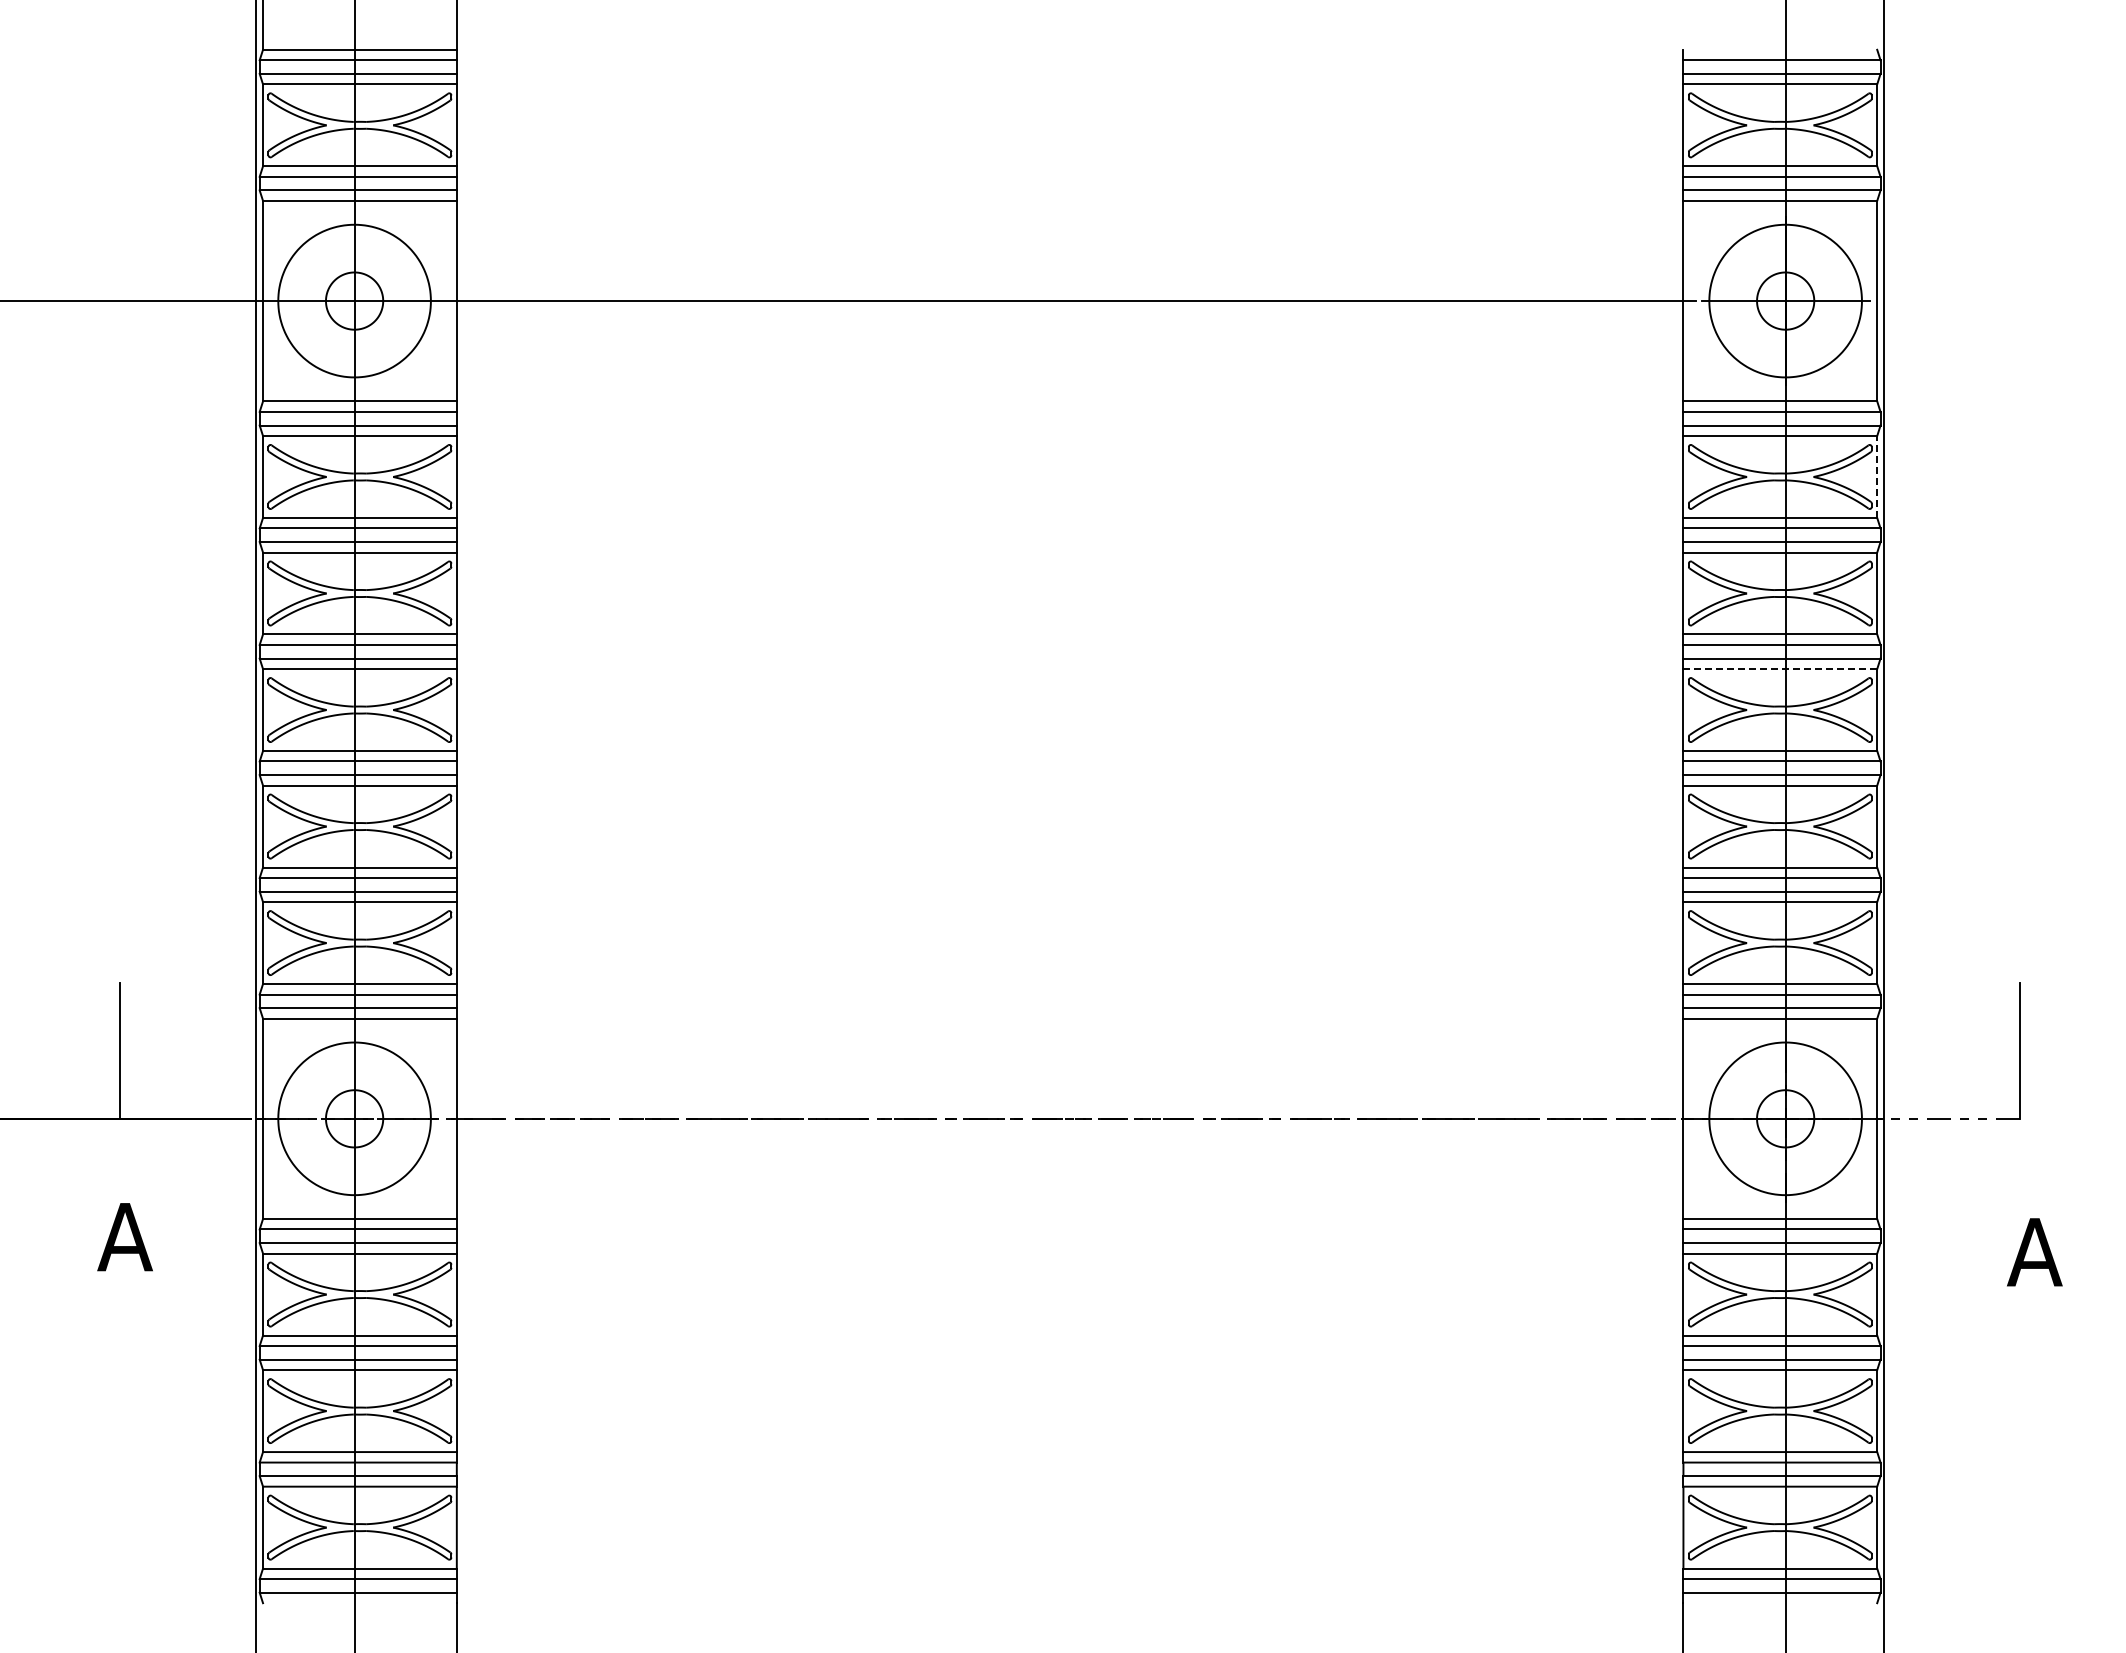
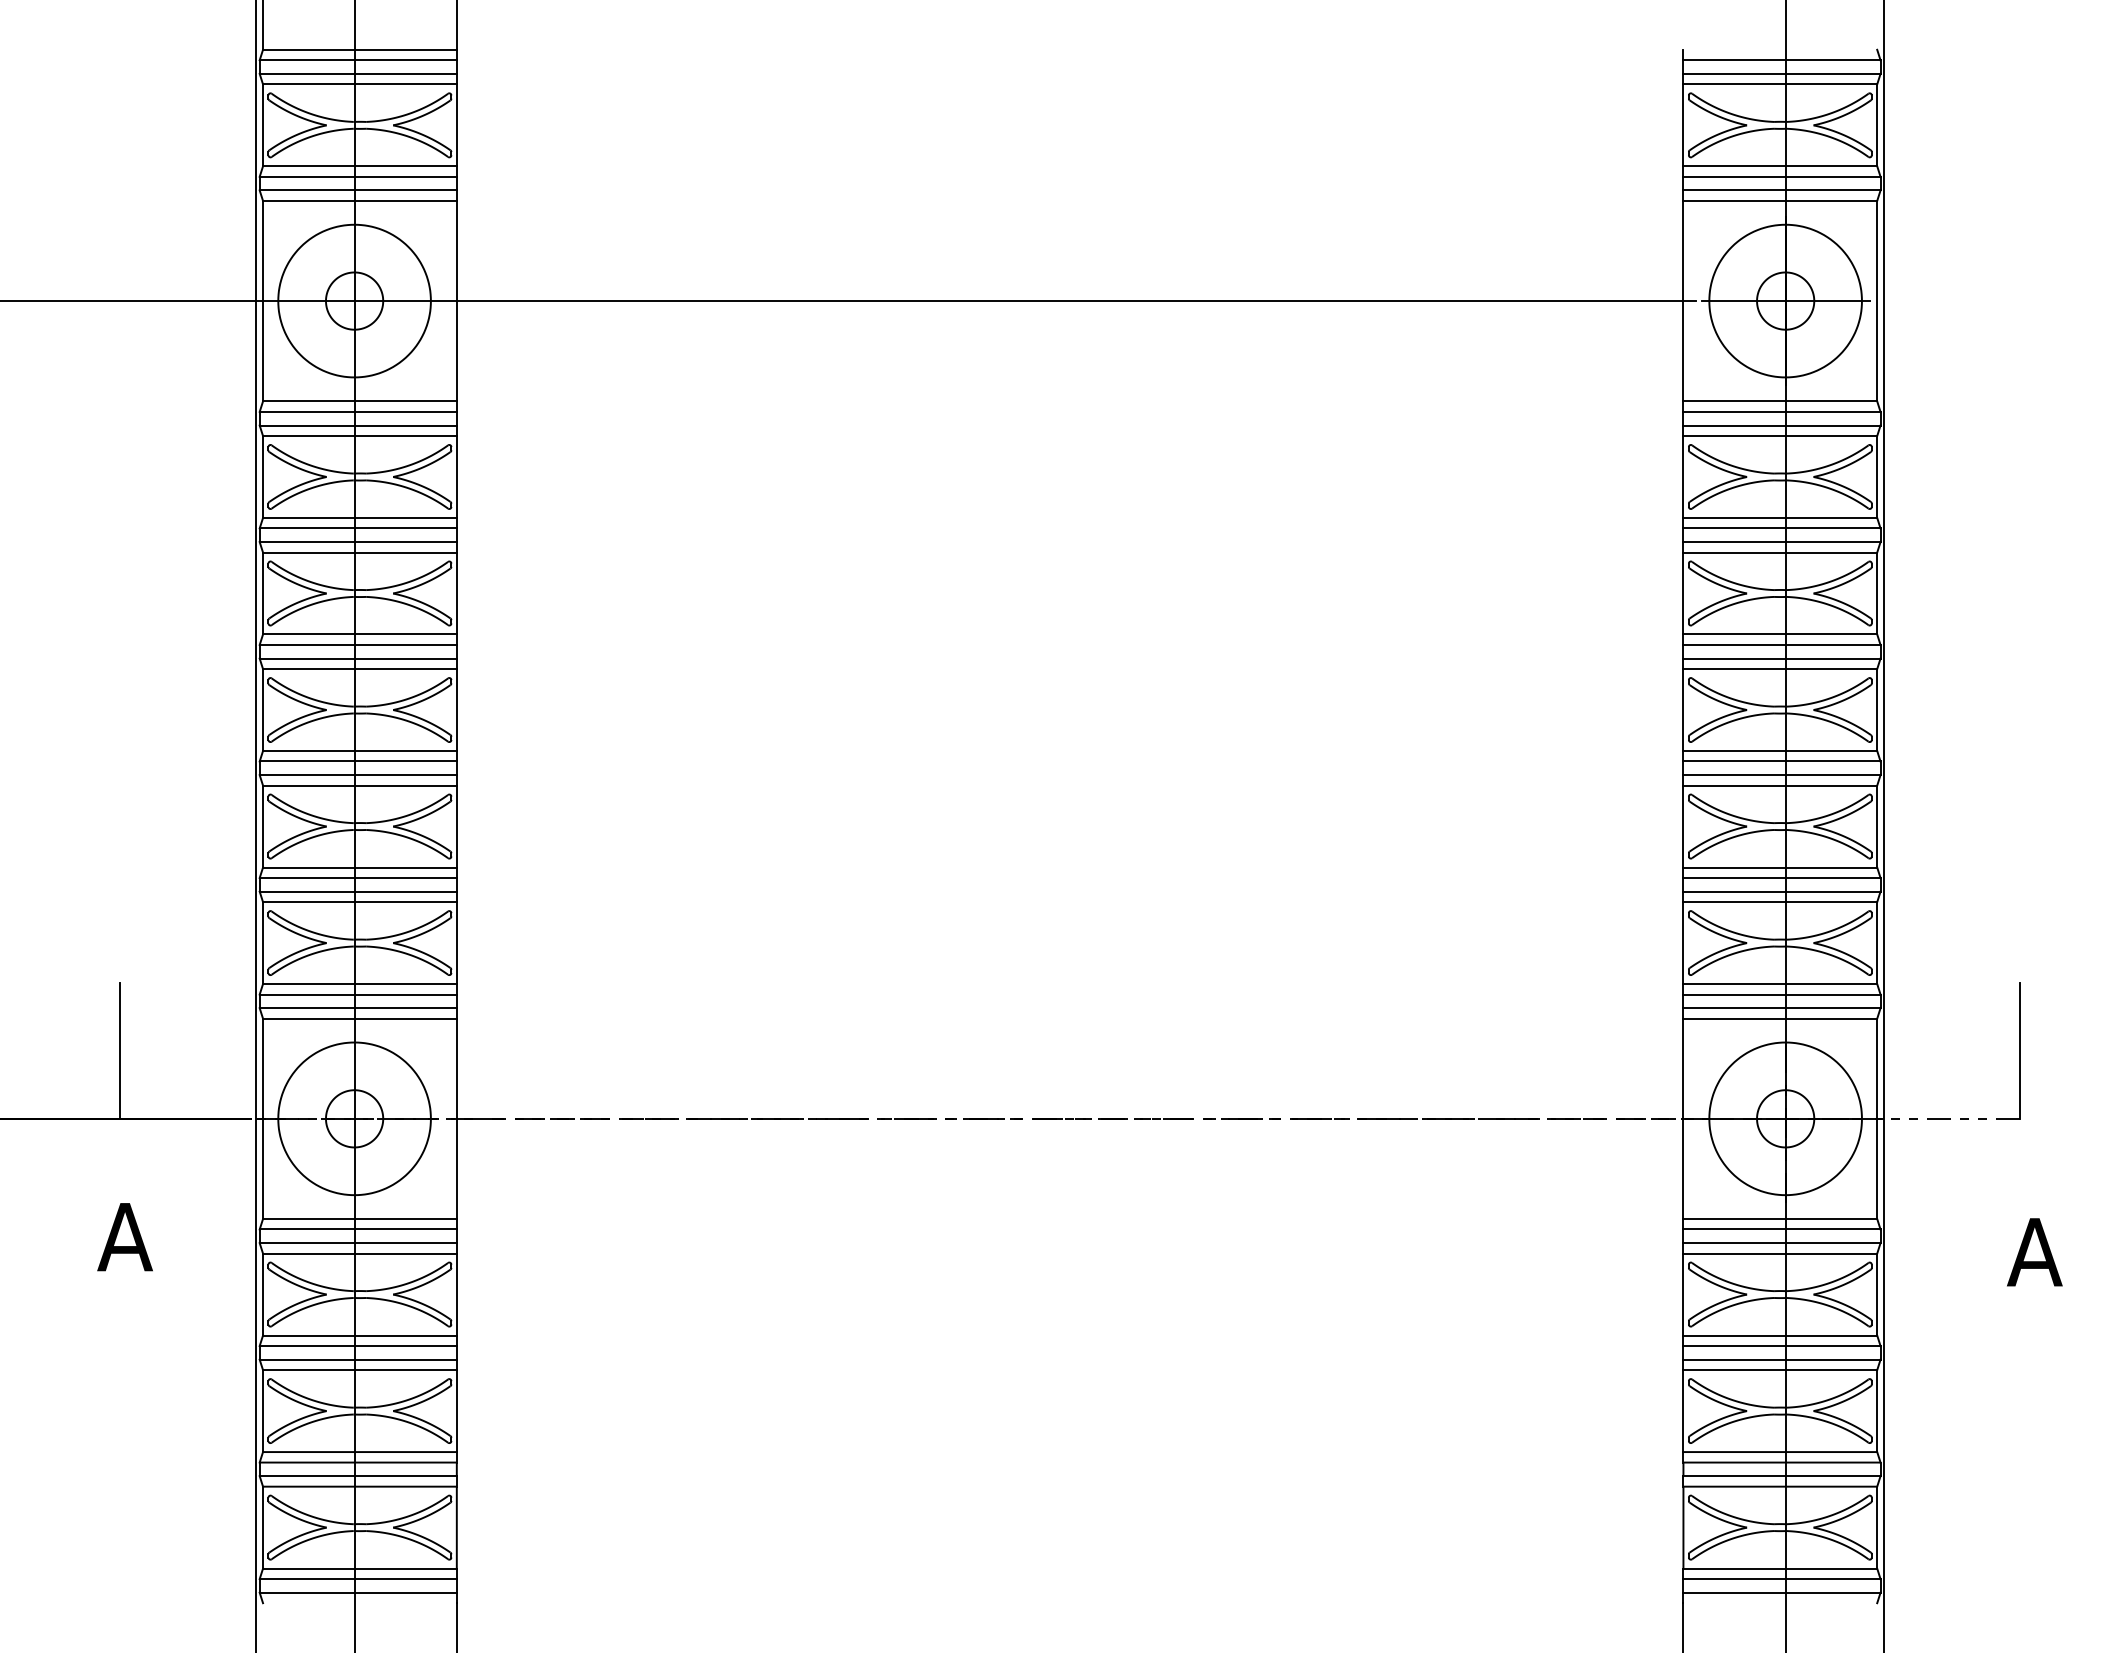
line: dashed -> solid (1877, 476)
line: dashed -> solid (1780, 669)
